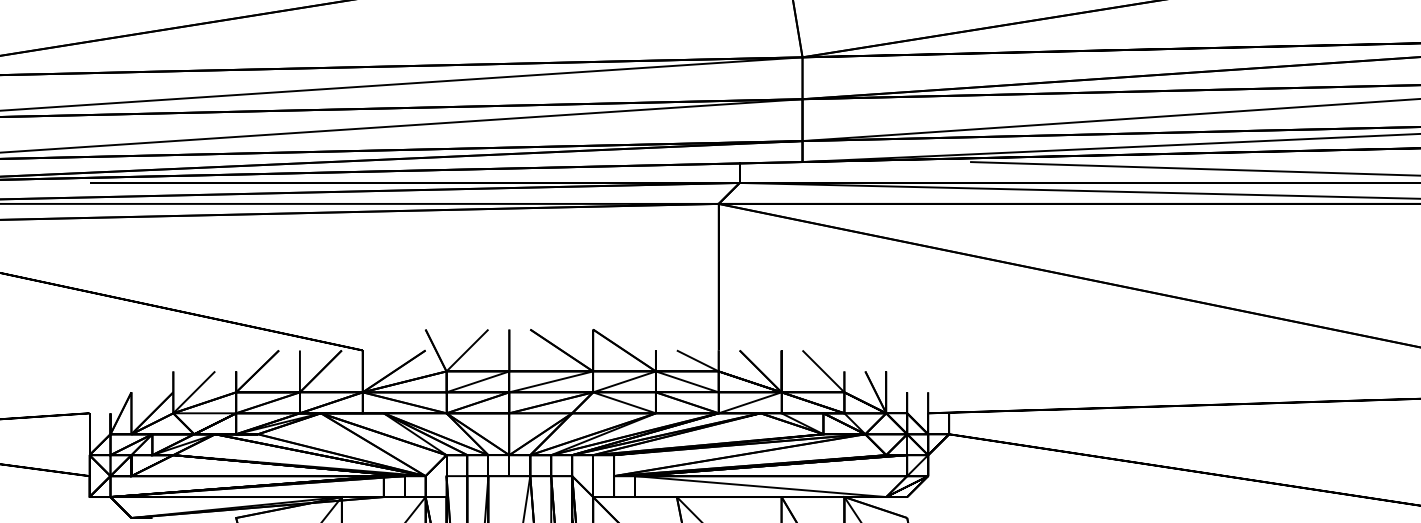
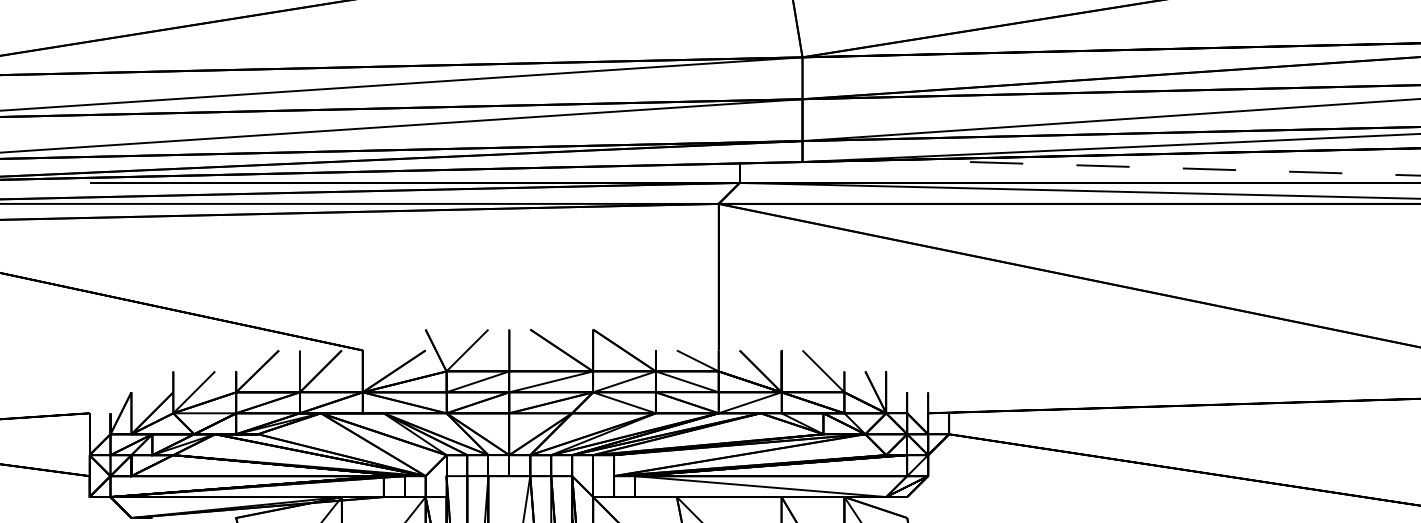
line: solid -> dashed (1195, 168)
